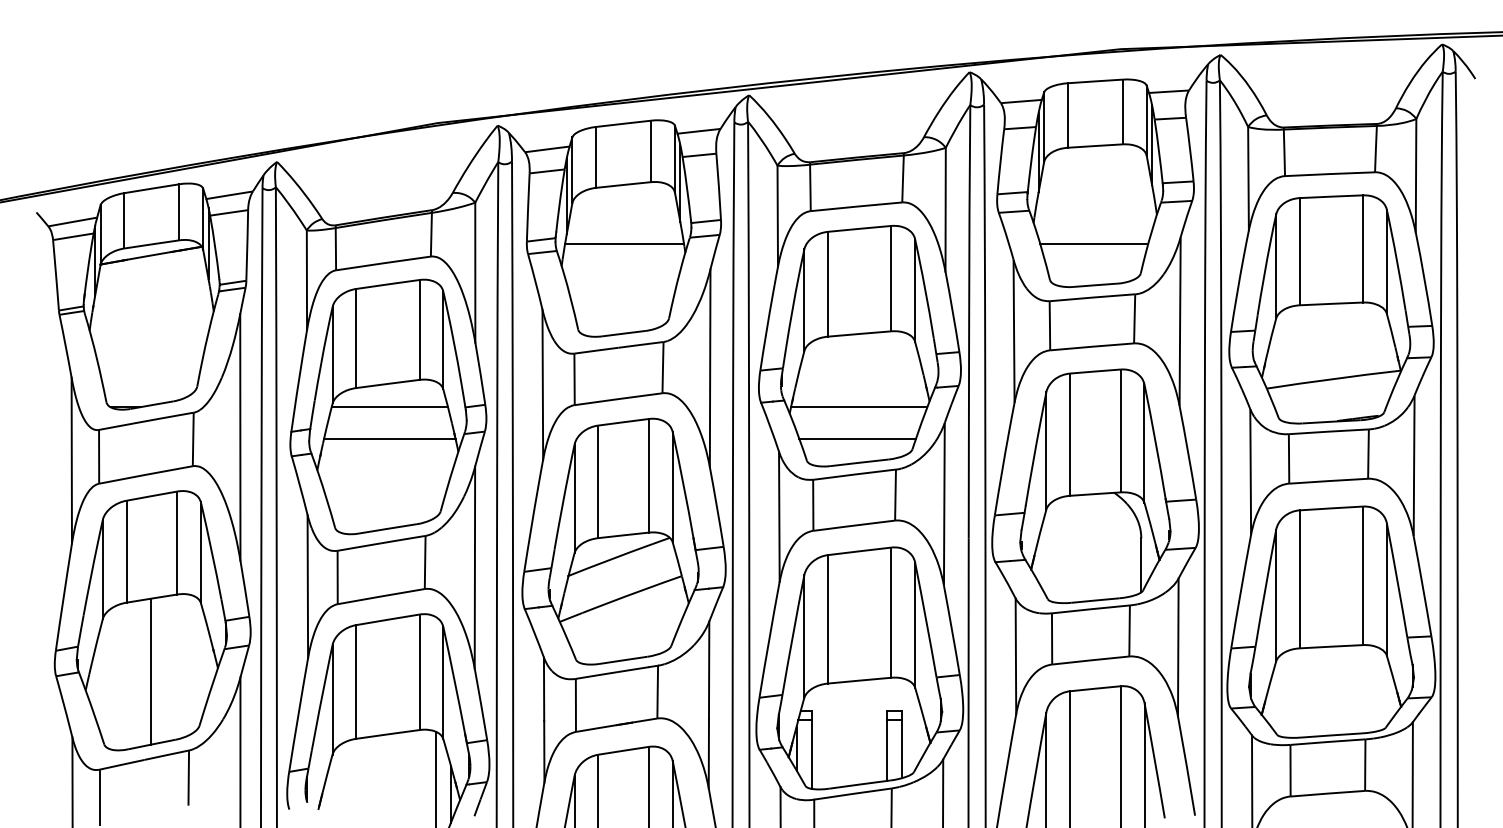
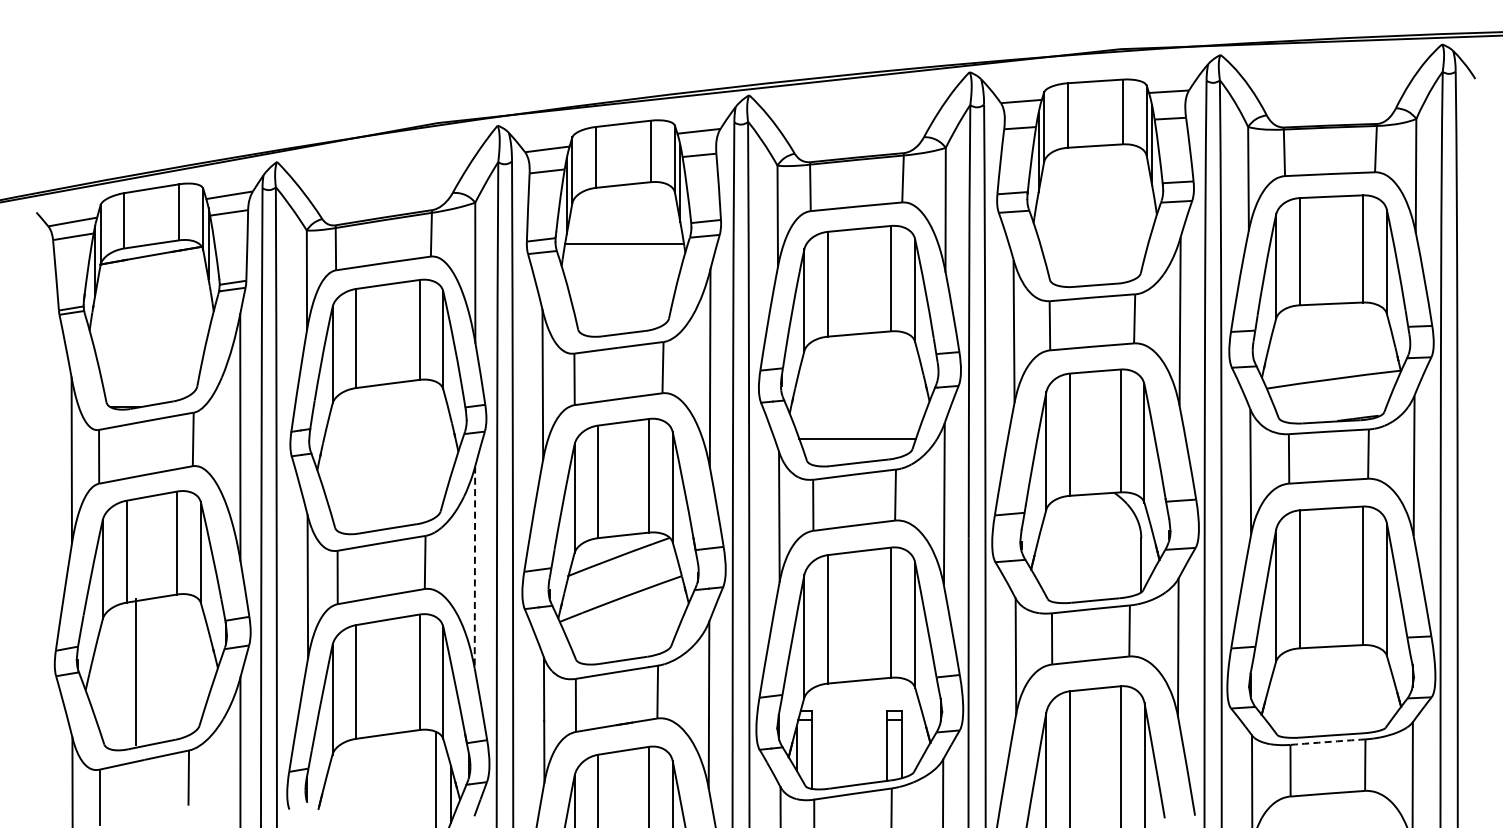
line: present -> none (1094, 243)
line: present -> none (389, 407)
line: present -> none (859, 407)
line: present -> none (389, 439)
line: solid -> dashed (474, 568)
line position: (150, 671) -> (135, 671) (135, 671)
arc: solid -> dashed (1327, 742)
